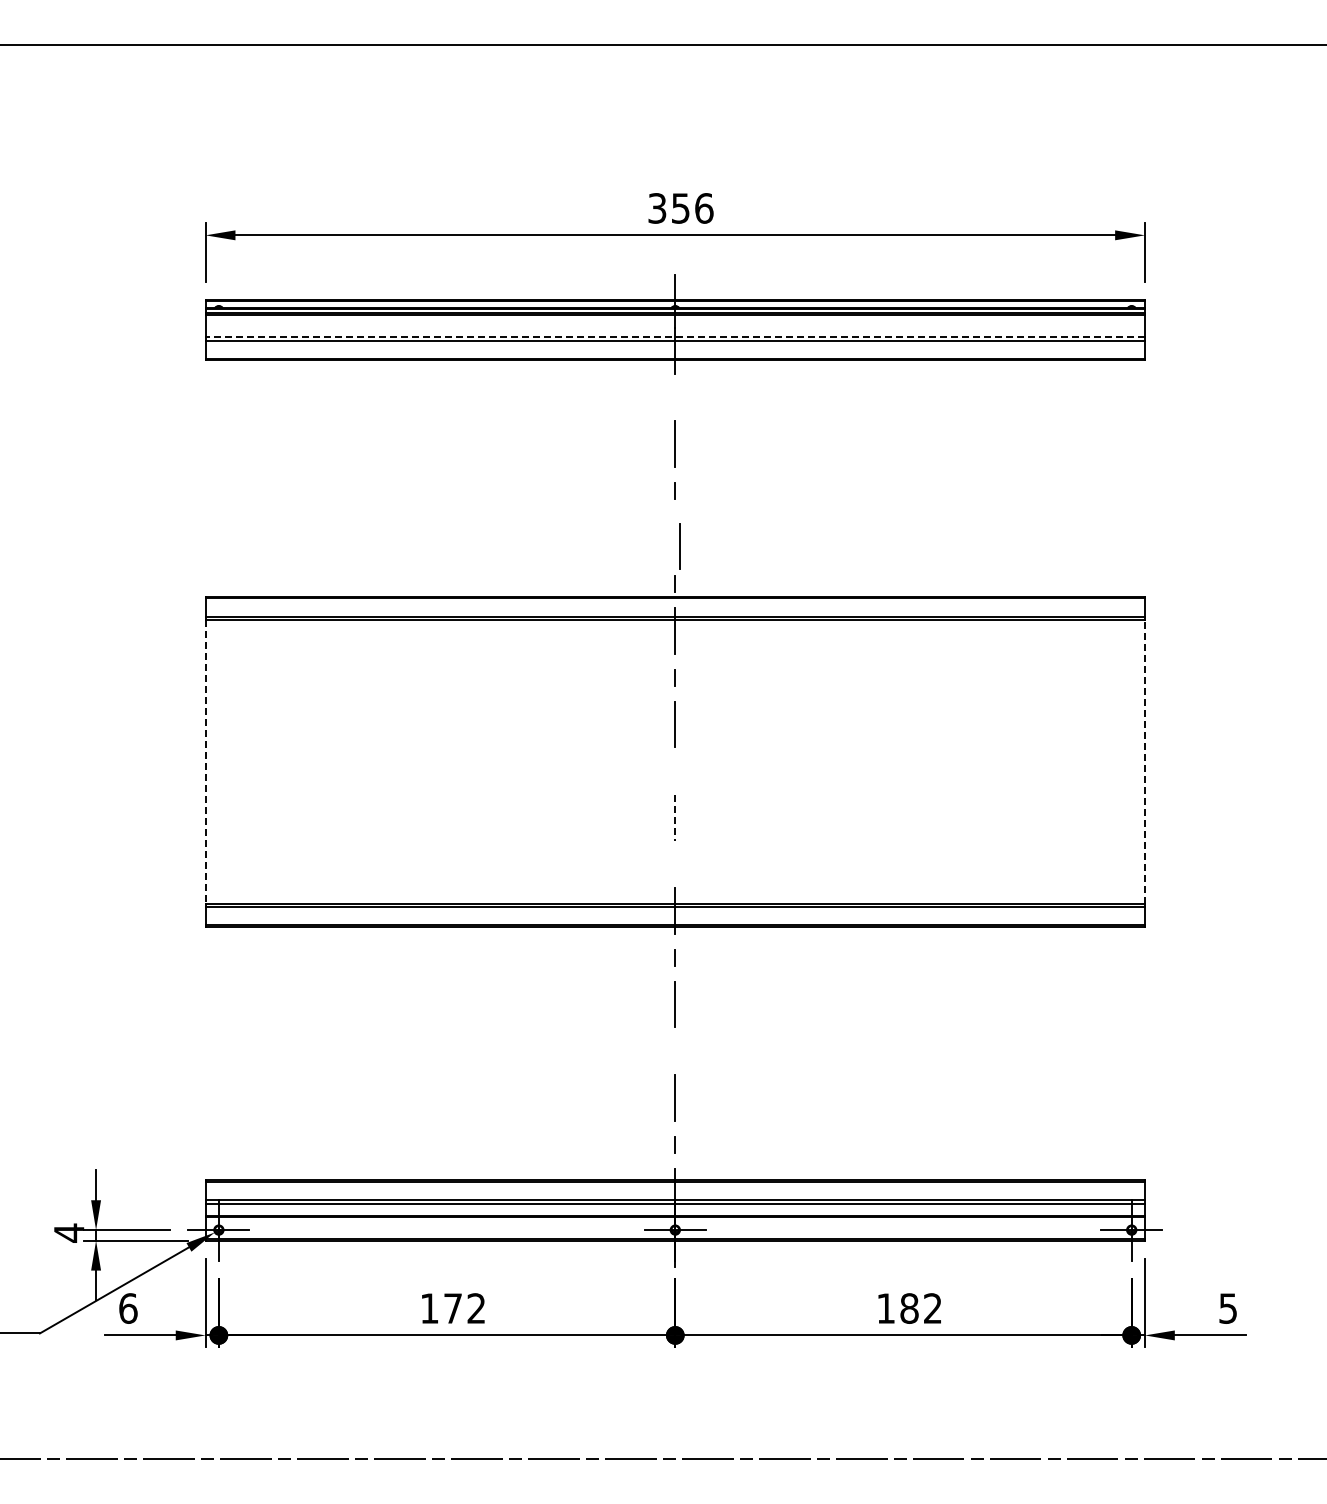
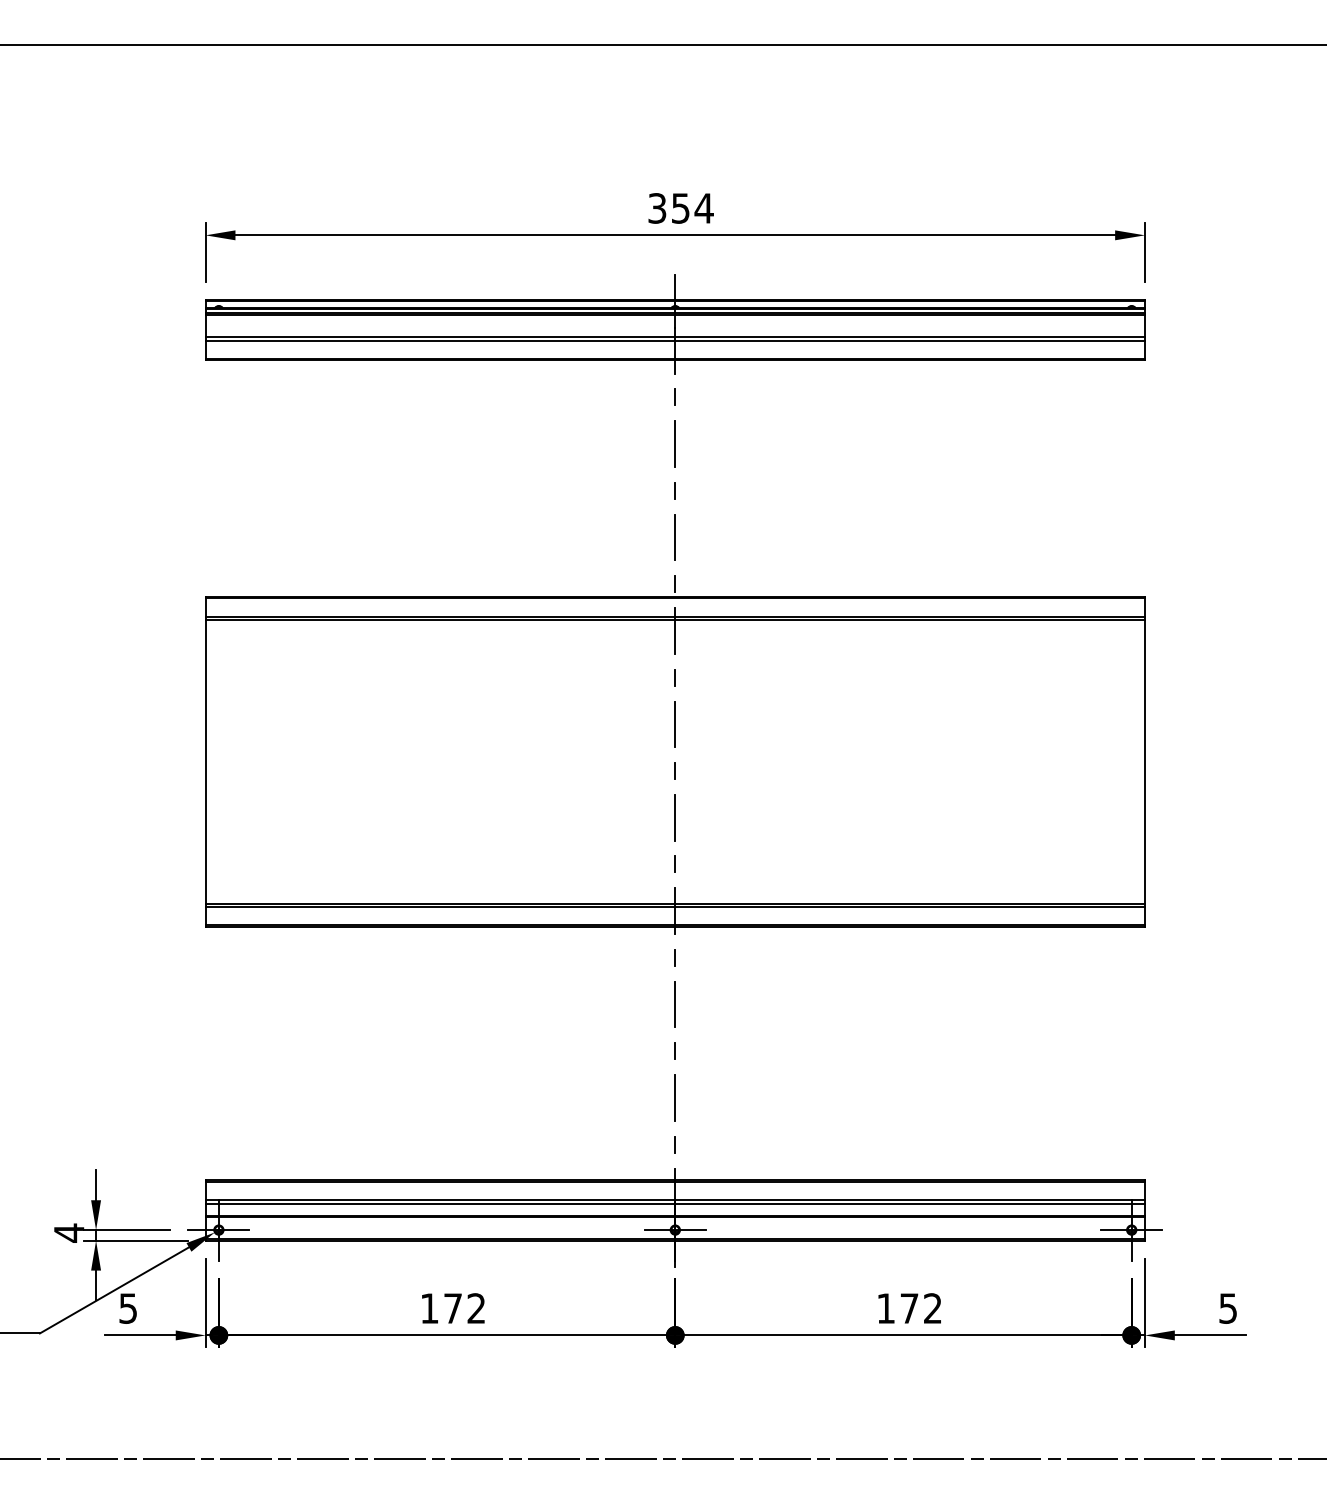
text: 356 -> 354 (703, 208)
line: dashed -> solid (675, 336)
line: none -> present (674, 396)
line position: (679, 546) -> (674, 537) (674, 537)
line: dashed -> solid (205, 761)
line: dashed -> solid (1144, 761)
line: none -> present (674, 770)
line: dashed -> solid (675, 817)
line: none -> present (674, 863)
line: none -> present (674, 1050)
text: 6 -> 5 (128, 1308)
text: 182 -> 172 (909, 1308)
